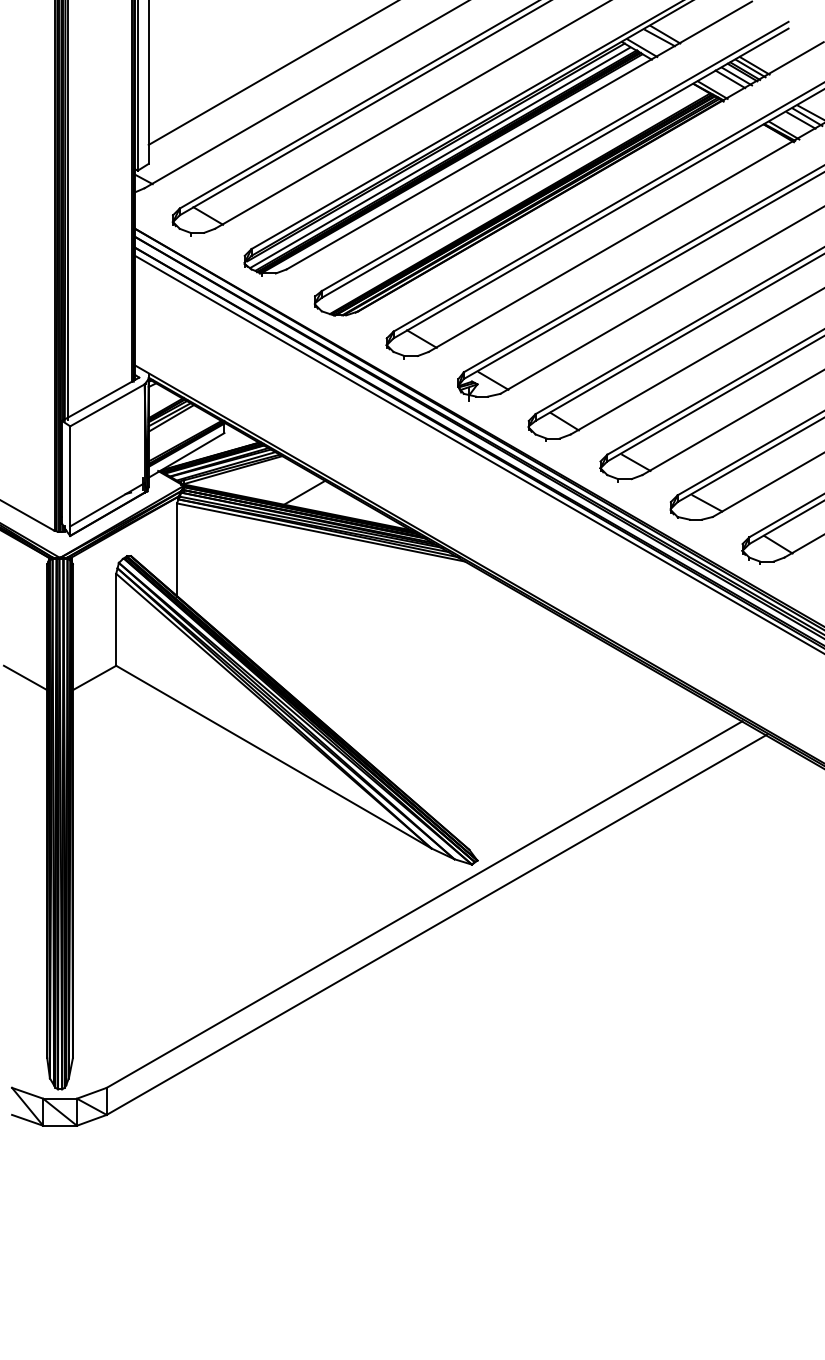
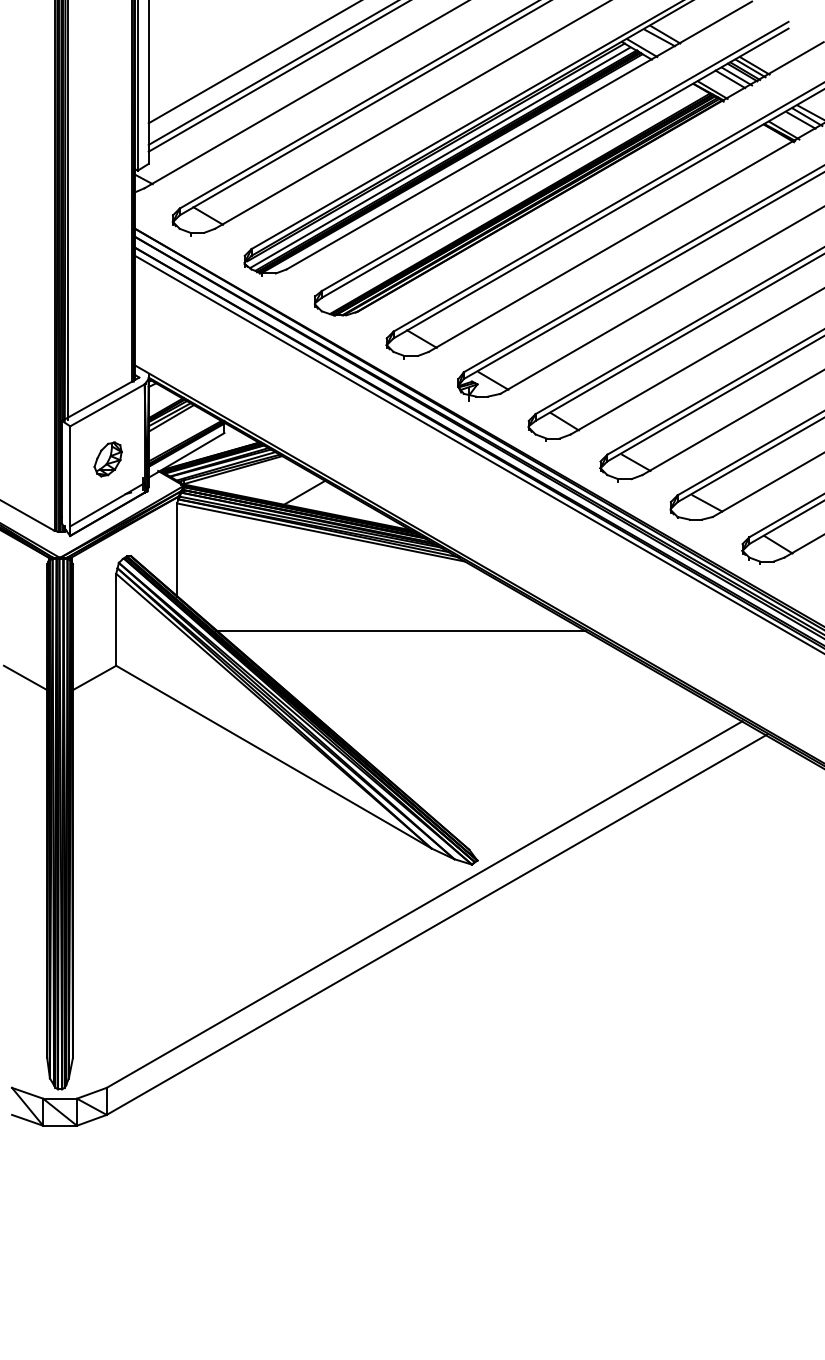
line: none -> present (253, 62)
line: none -> present (277, 76)
part: none -> present (107, 459)
line: none -> present (400, 630)
